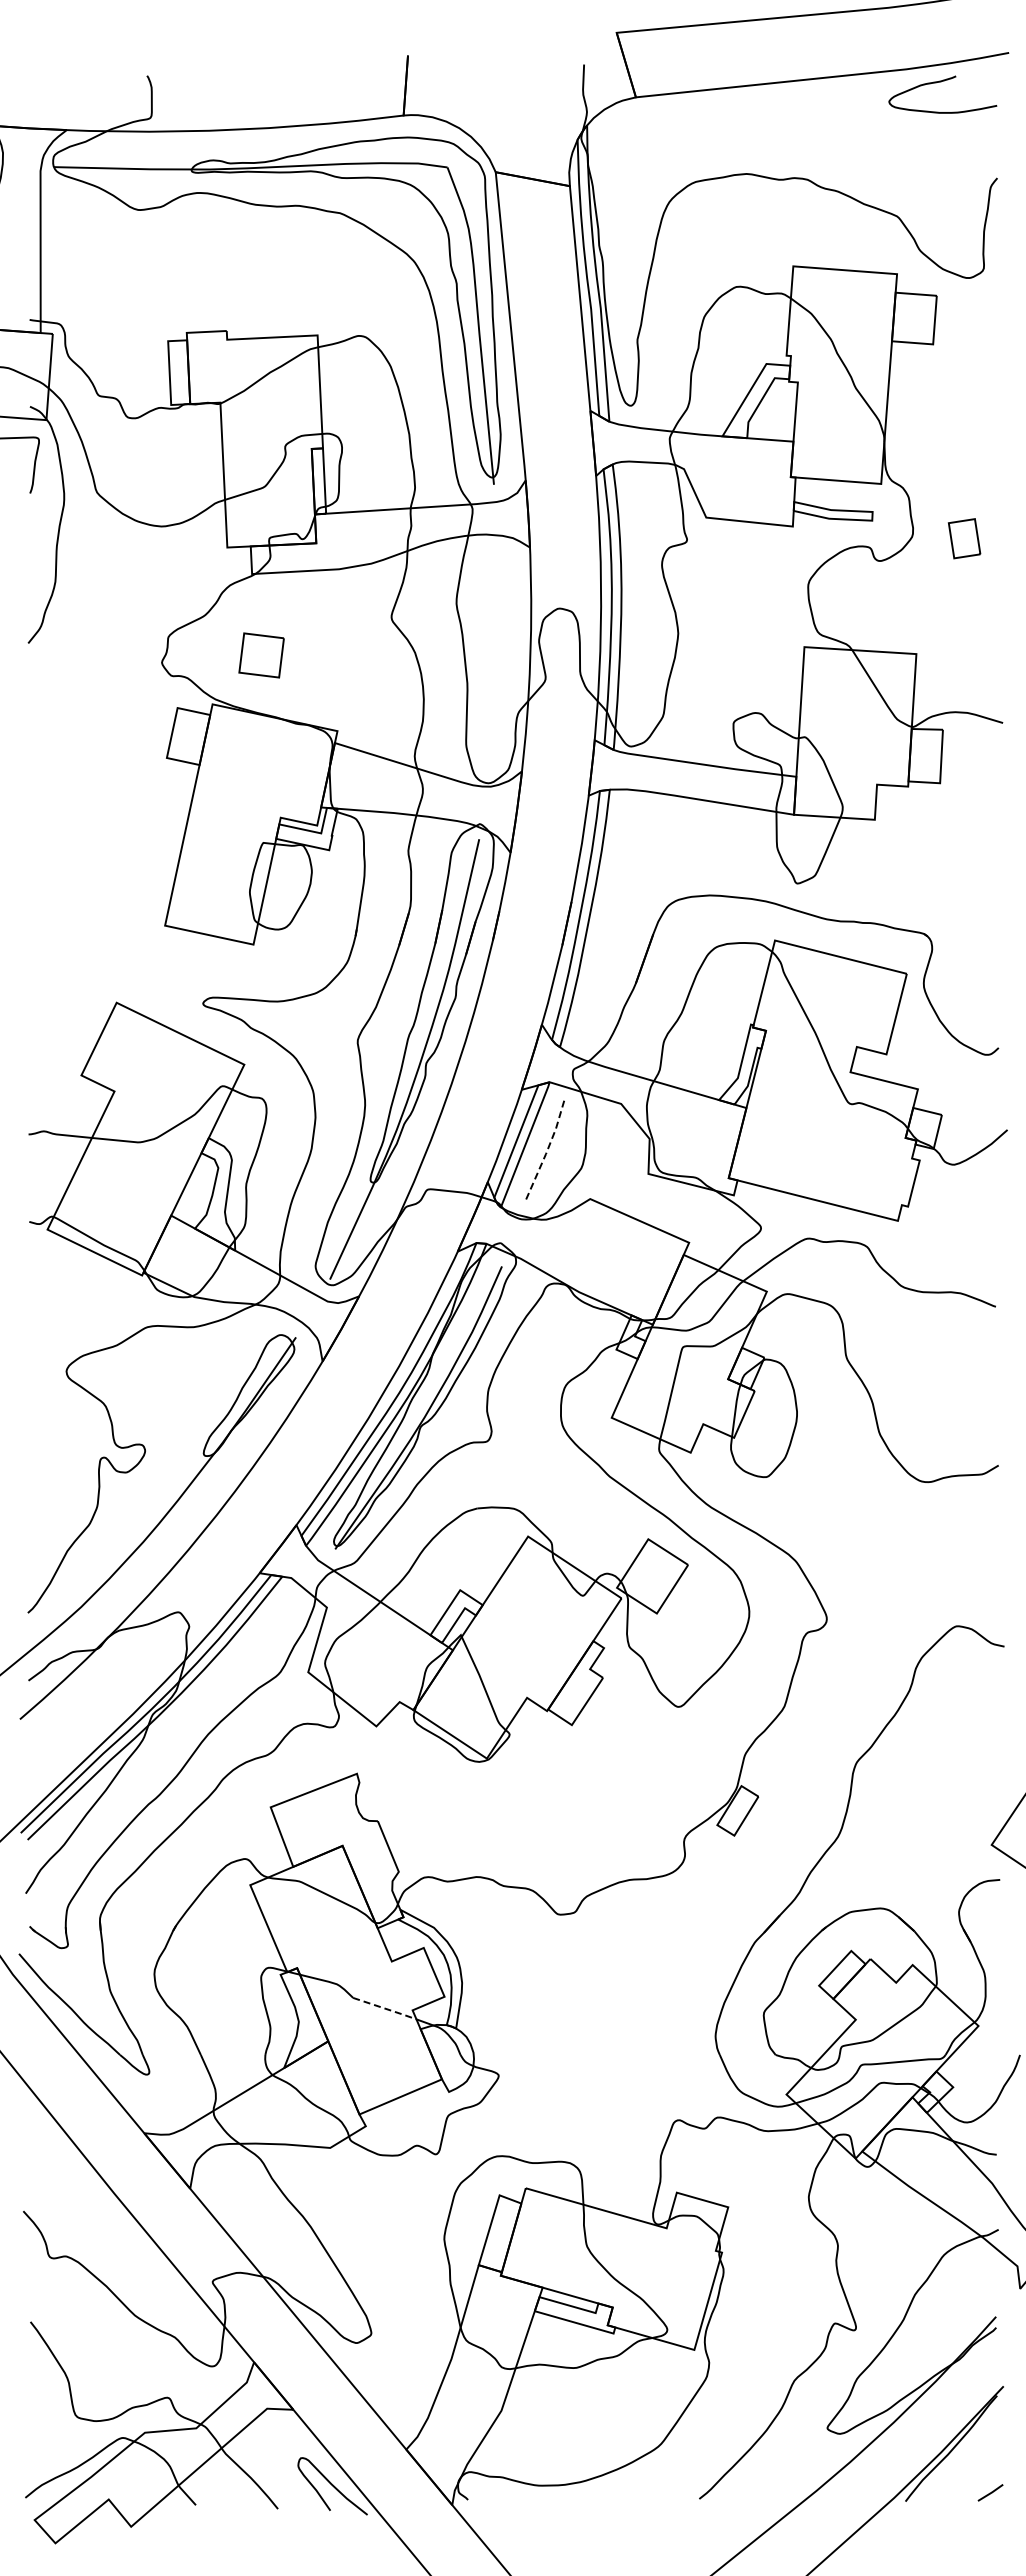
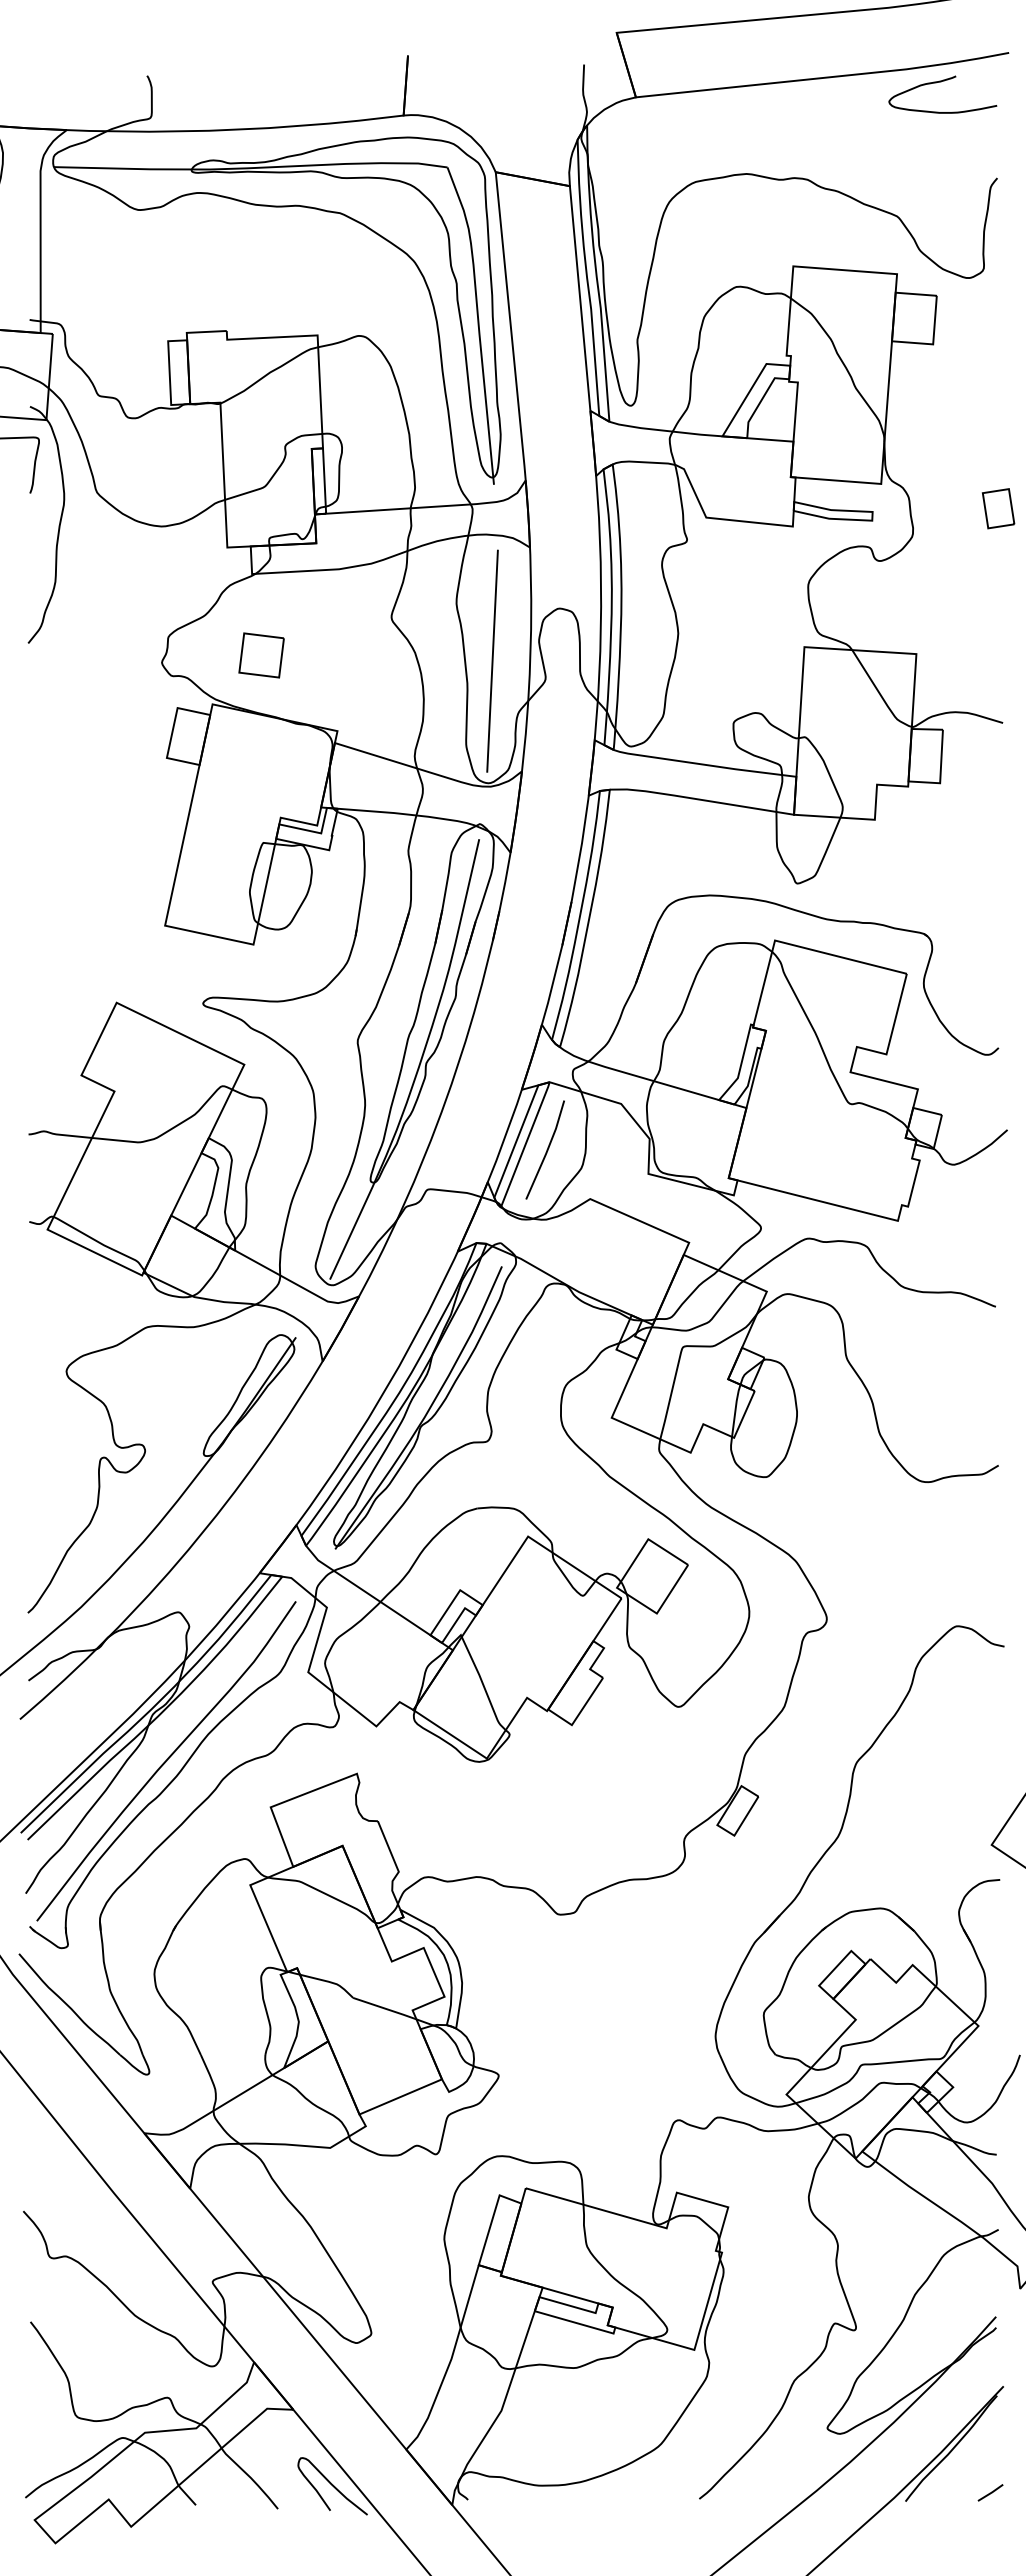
part position: (964, 538) -> (998, 508) (998, 508)
line: none -> present (492, 660)
line: dashed -> solid (547, 1150)
curve: none -> present (166, 1761)
line: dashed -> solid (385, 2008)
